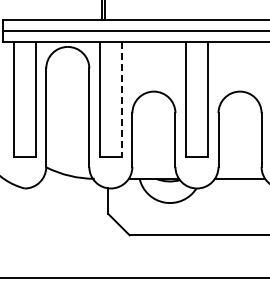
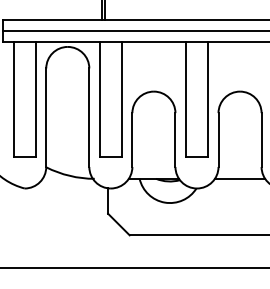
line: dashed -> solid (121, 99)
line position: (134, 277) -> (134, 267) (134, 267)
